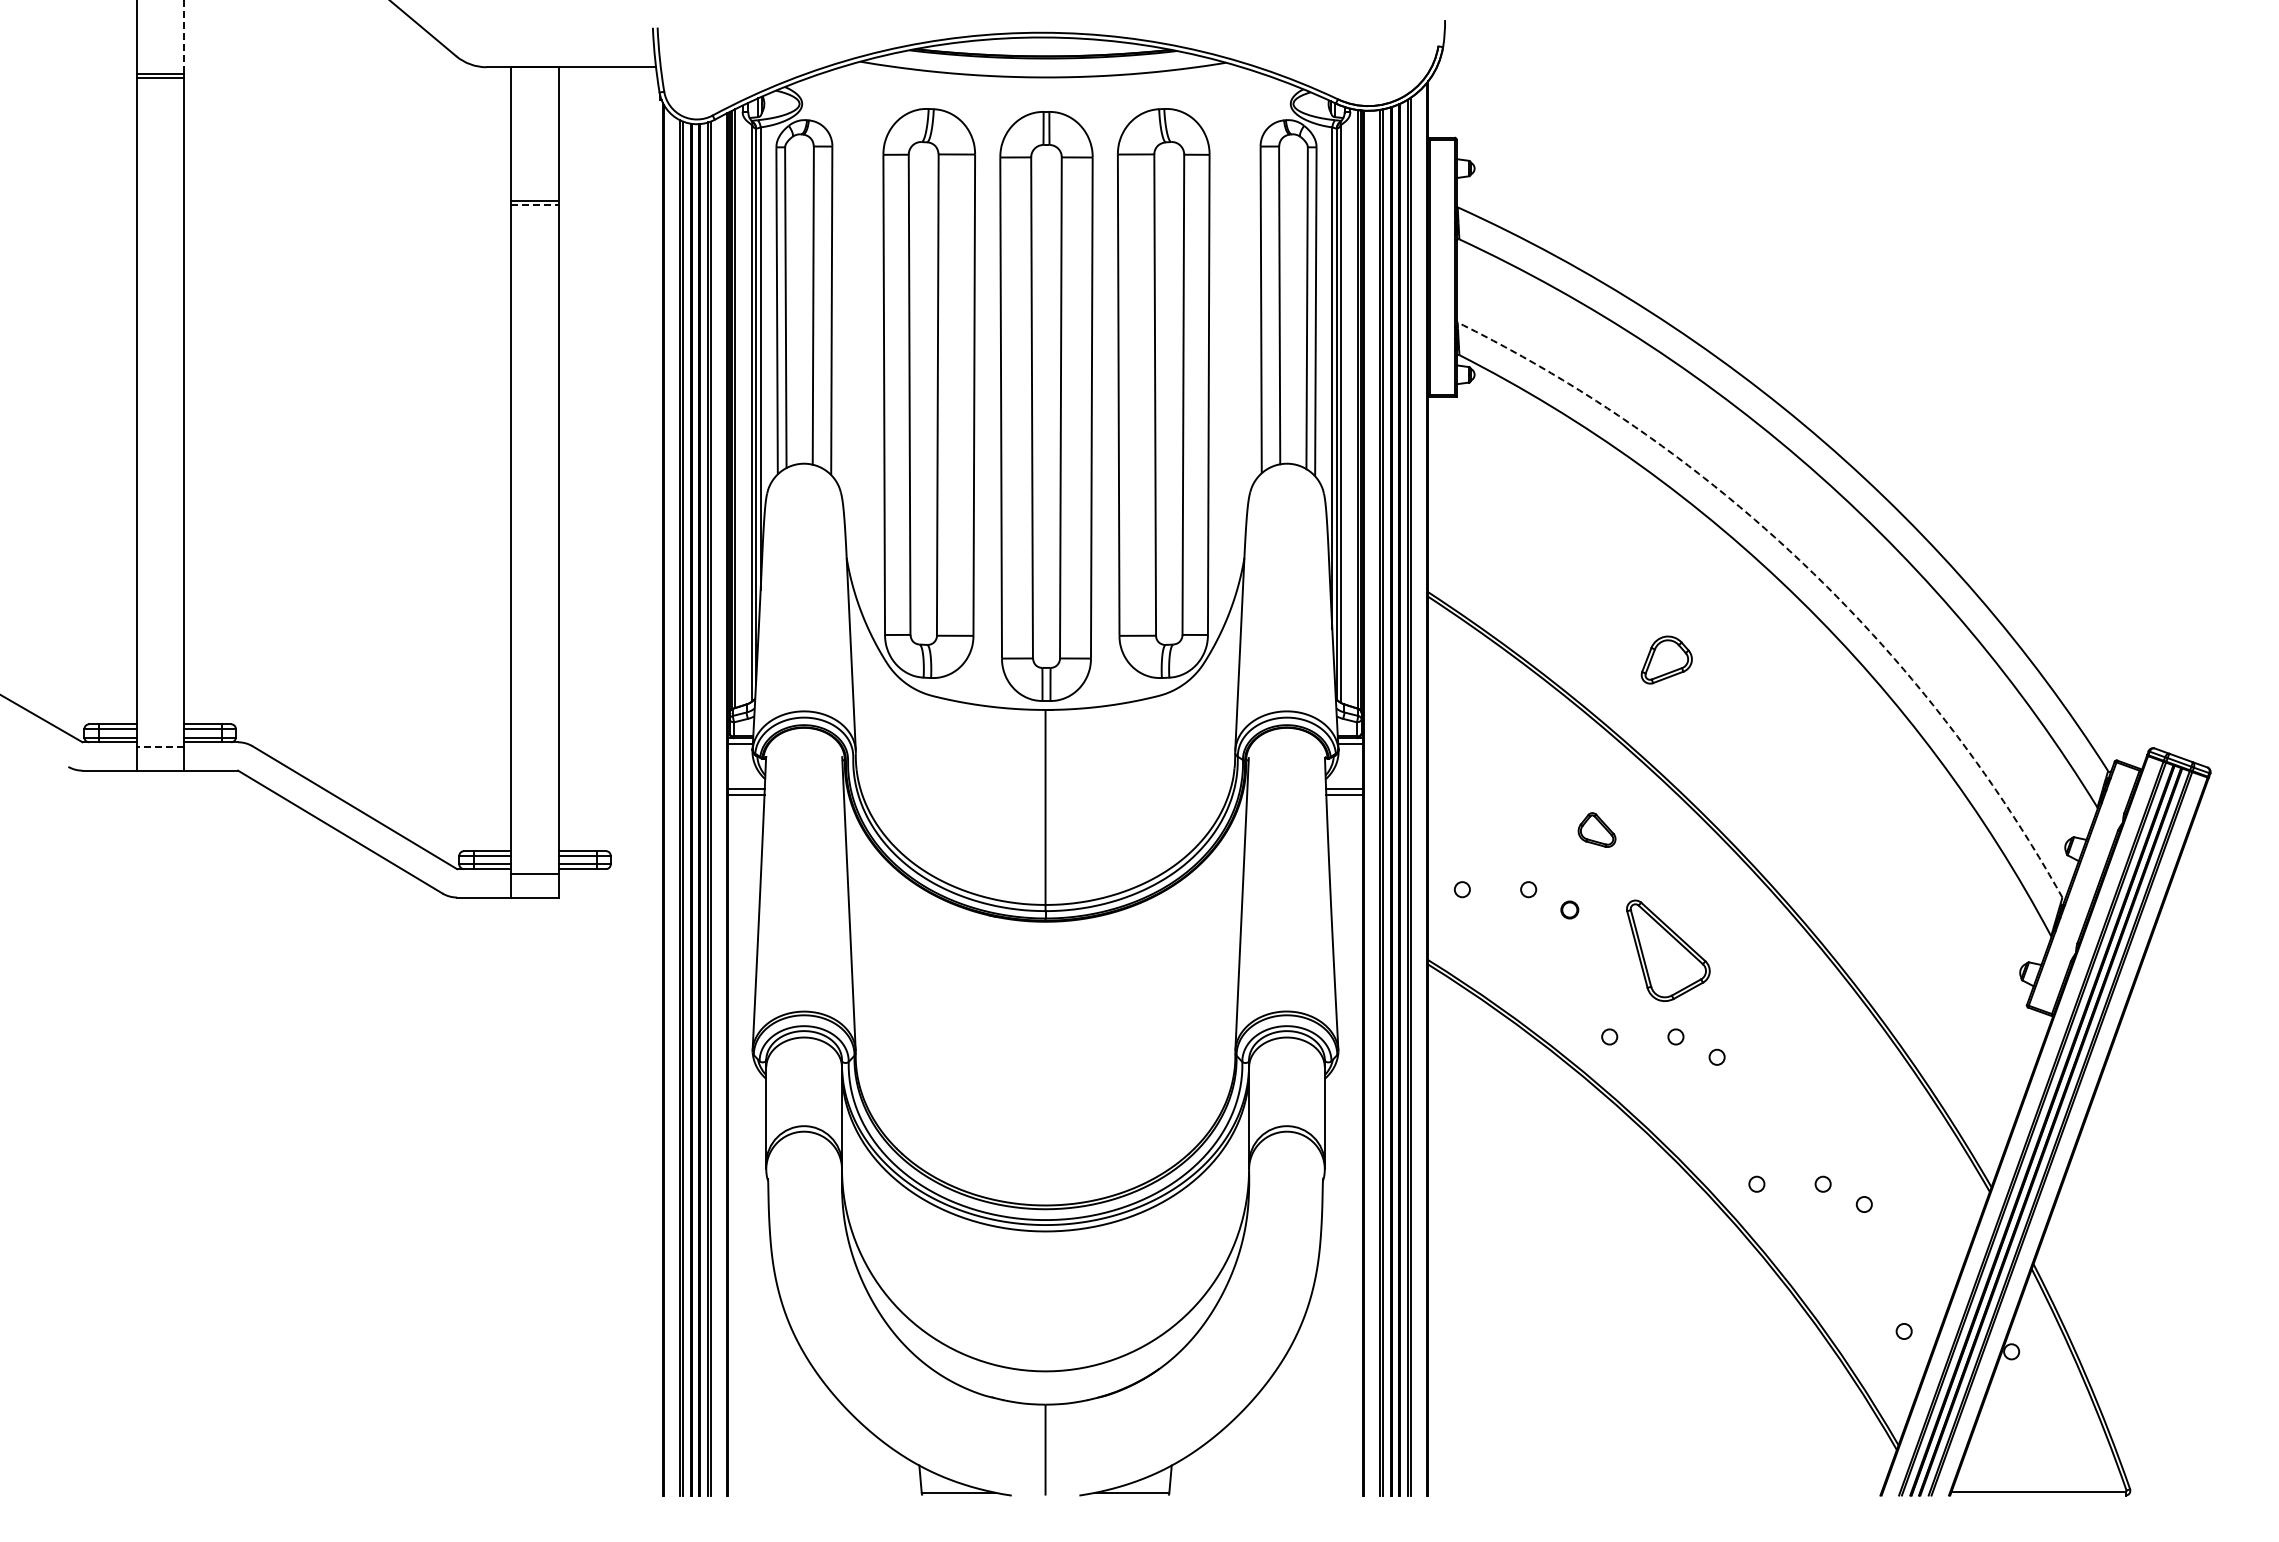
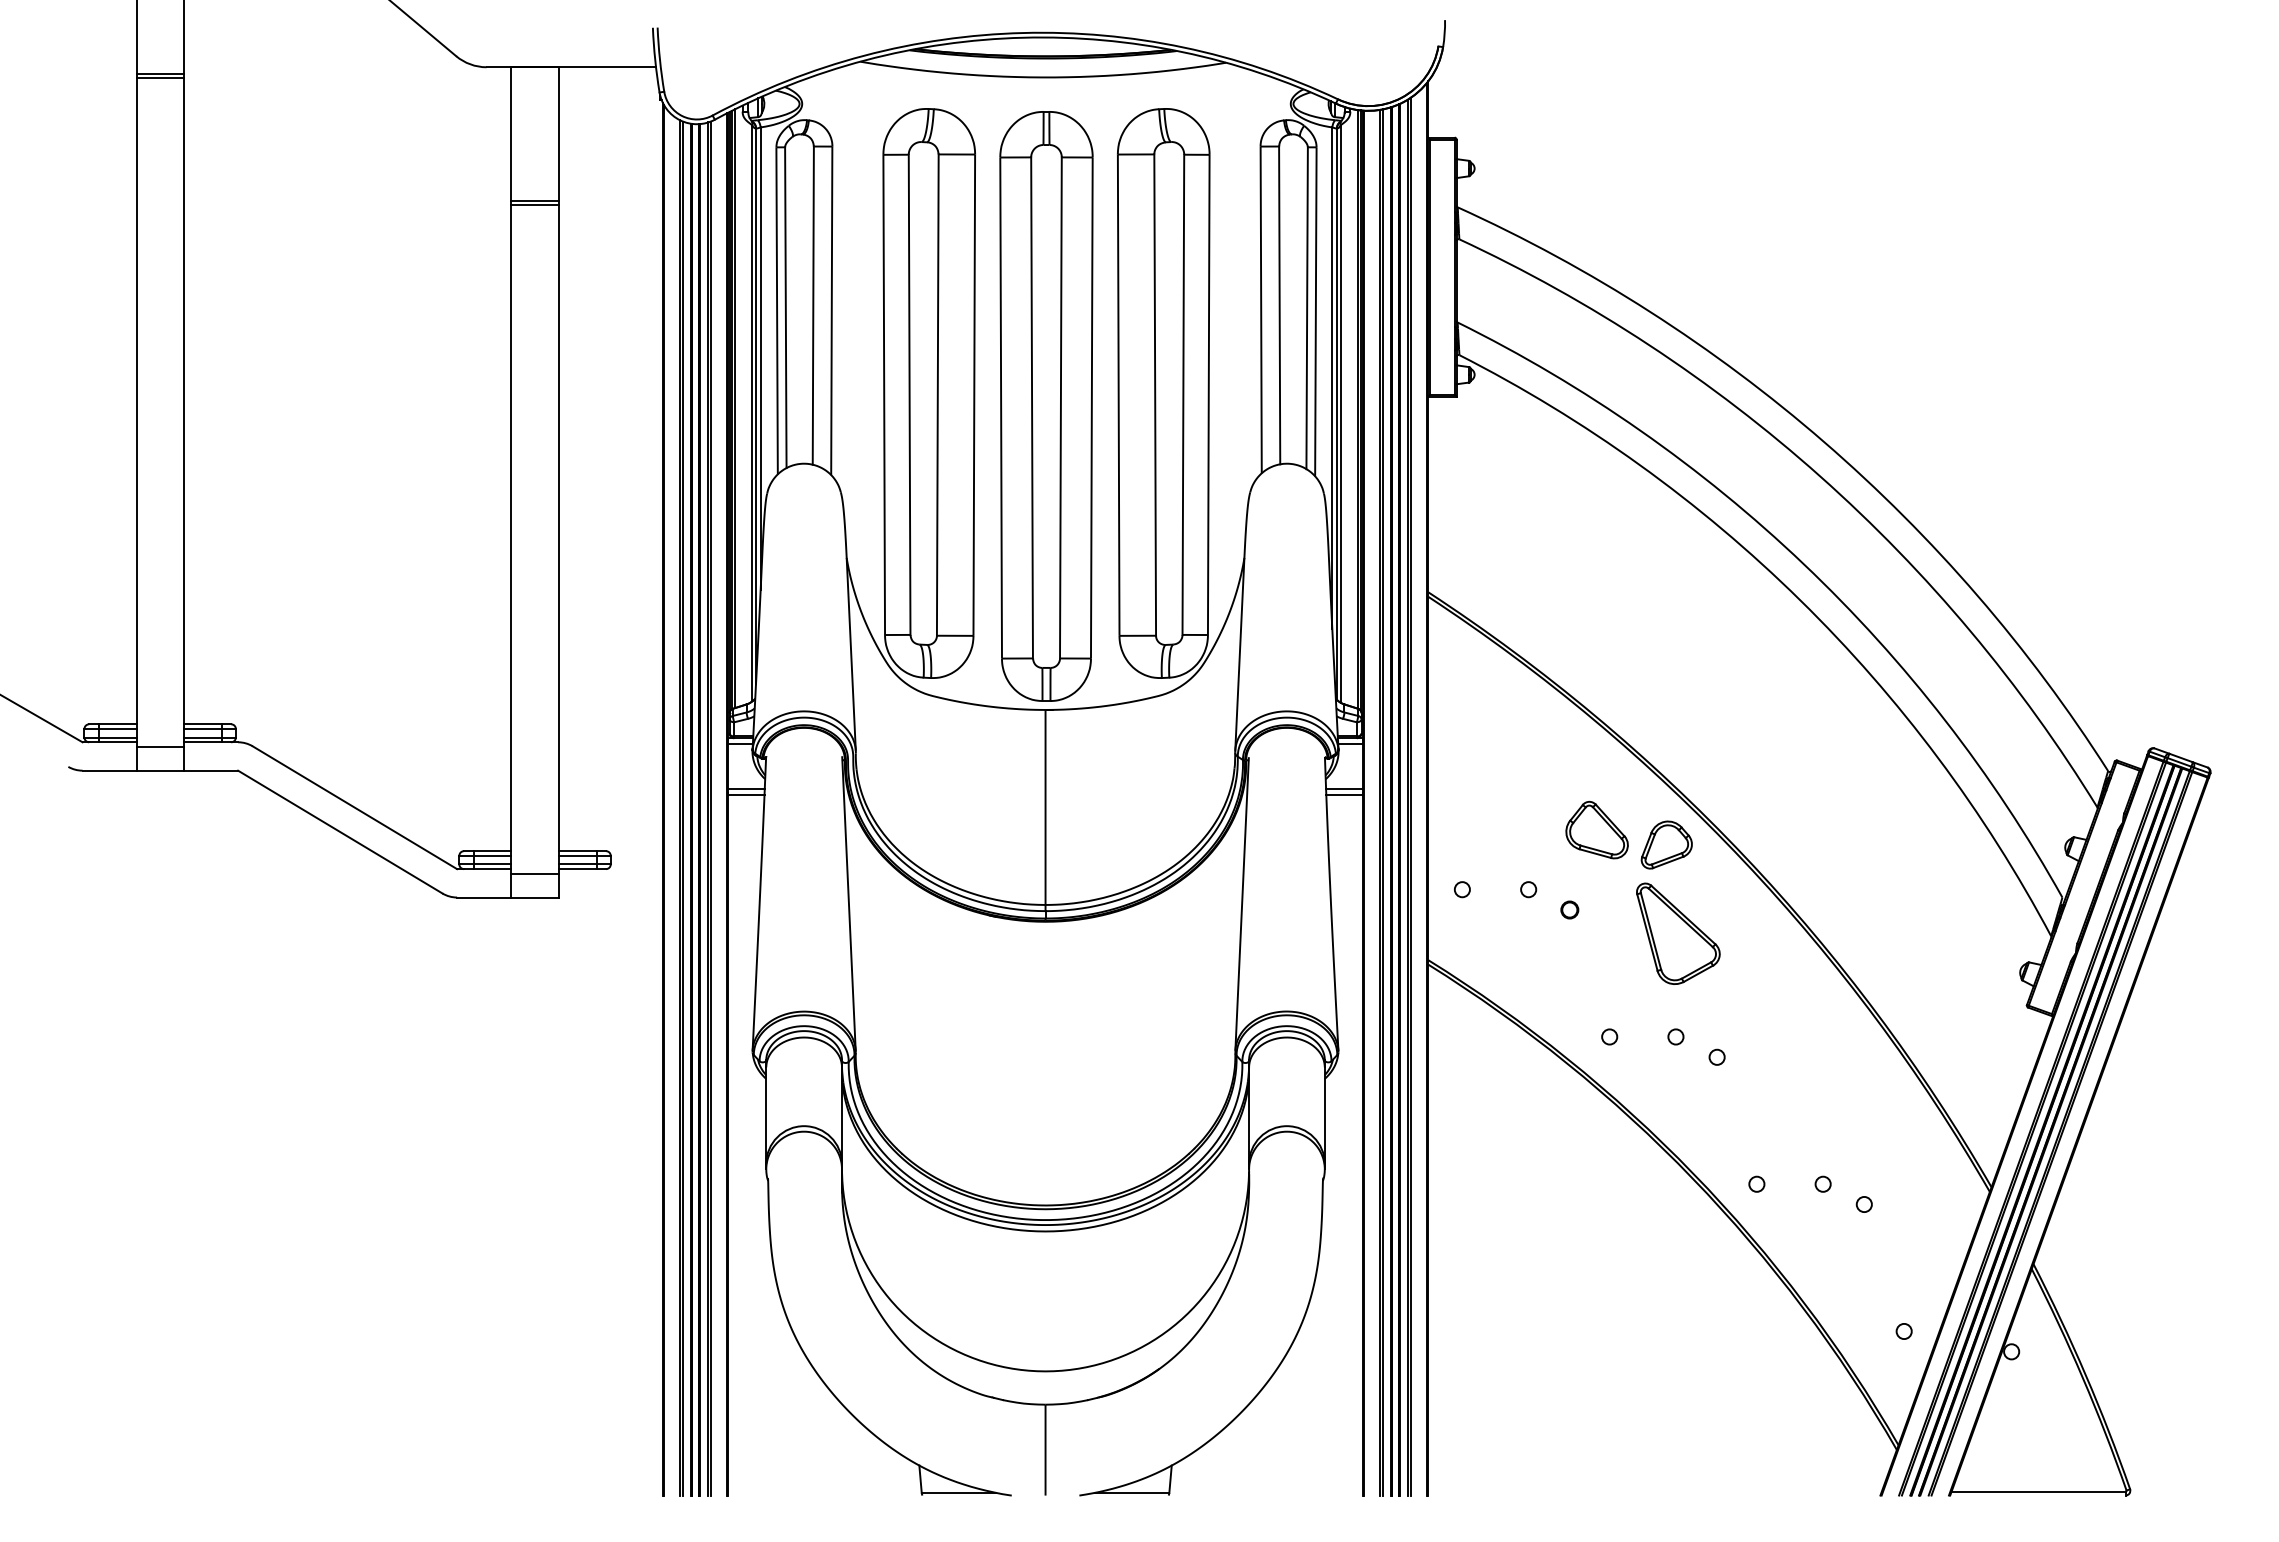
line: dashed -> solid (183, 36)
line: dashed -> solid (535, 205)
arc: dashed -> solid (1803, 564)
part position: (1666, 659) -> (1666, 844) (1666, 844)
line: dashed -> solid (160, 746)
part size: 40x36 px -> 64x60 px (1596, 829)
part position: (1668, 950) -> (1678, 933) (1678, 933)
